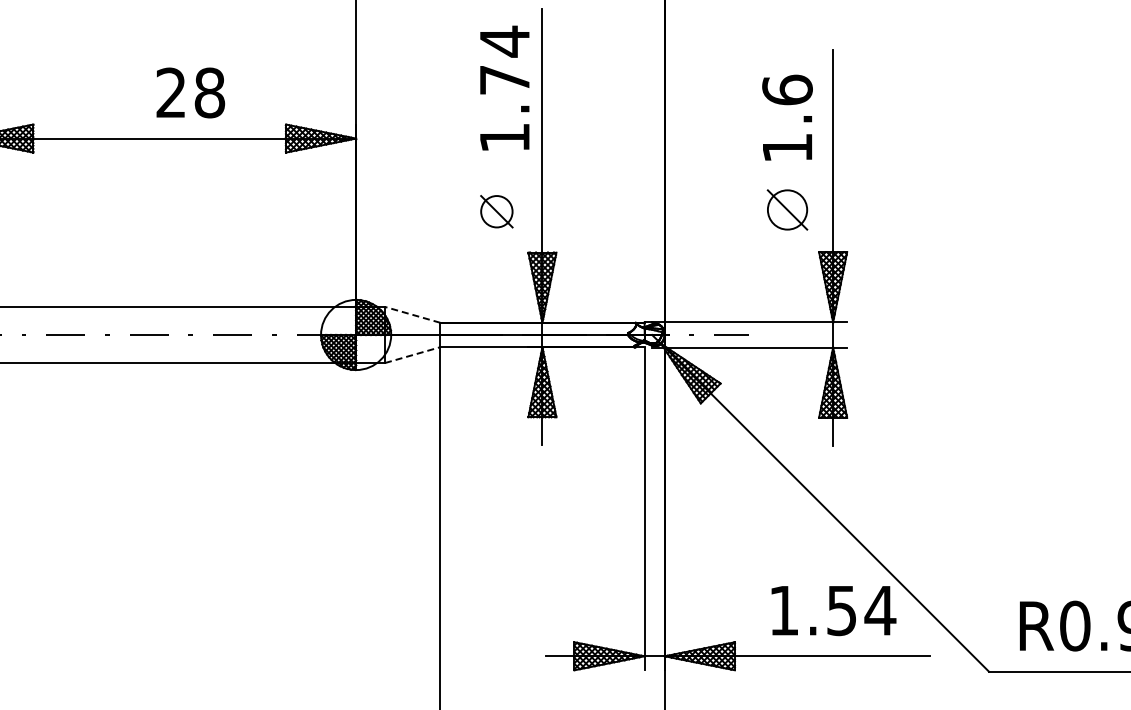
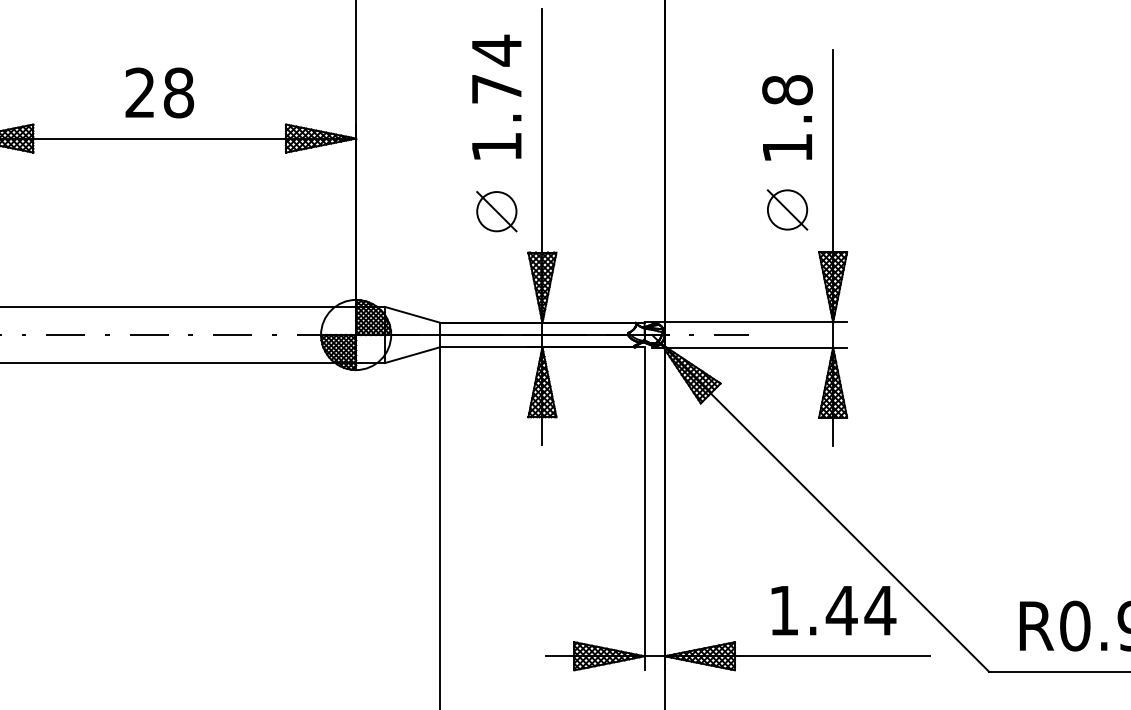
text position: (504, 87) -> (496, 96) (496, 96)
text: 1.6 -> 1.8 (787, 89)
text position: (190, 92) -> (159, 92) (159, 92)
part size: 34x34 px -> 42x42 px (496, 211)
line: dashed -> solid (412, 314)
line: dashed -> solid (412, 355)
text: 1.54 -> 1.44 (841, 611)
